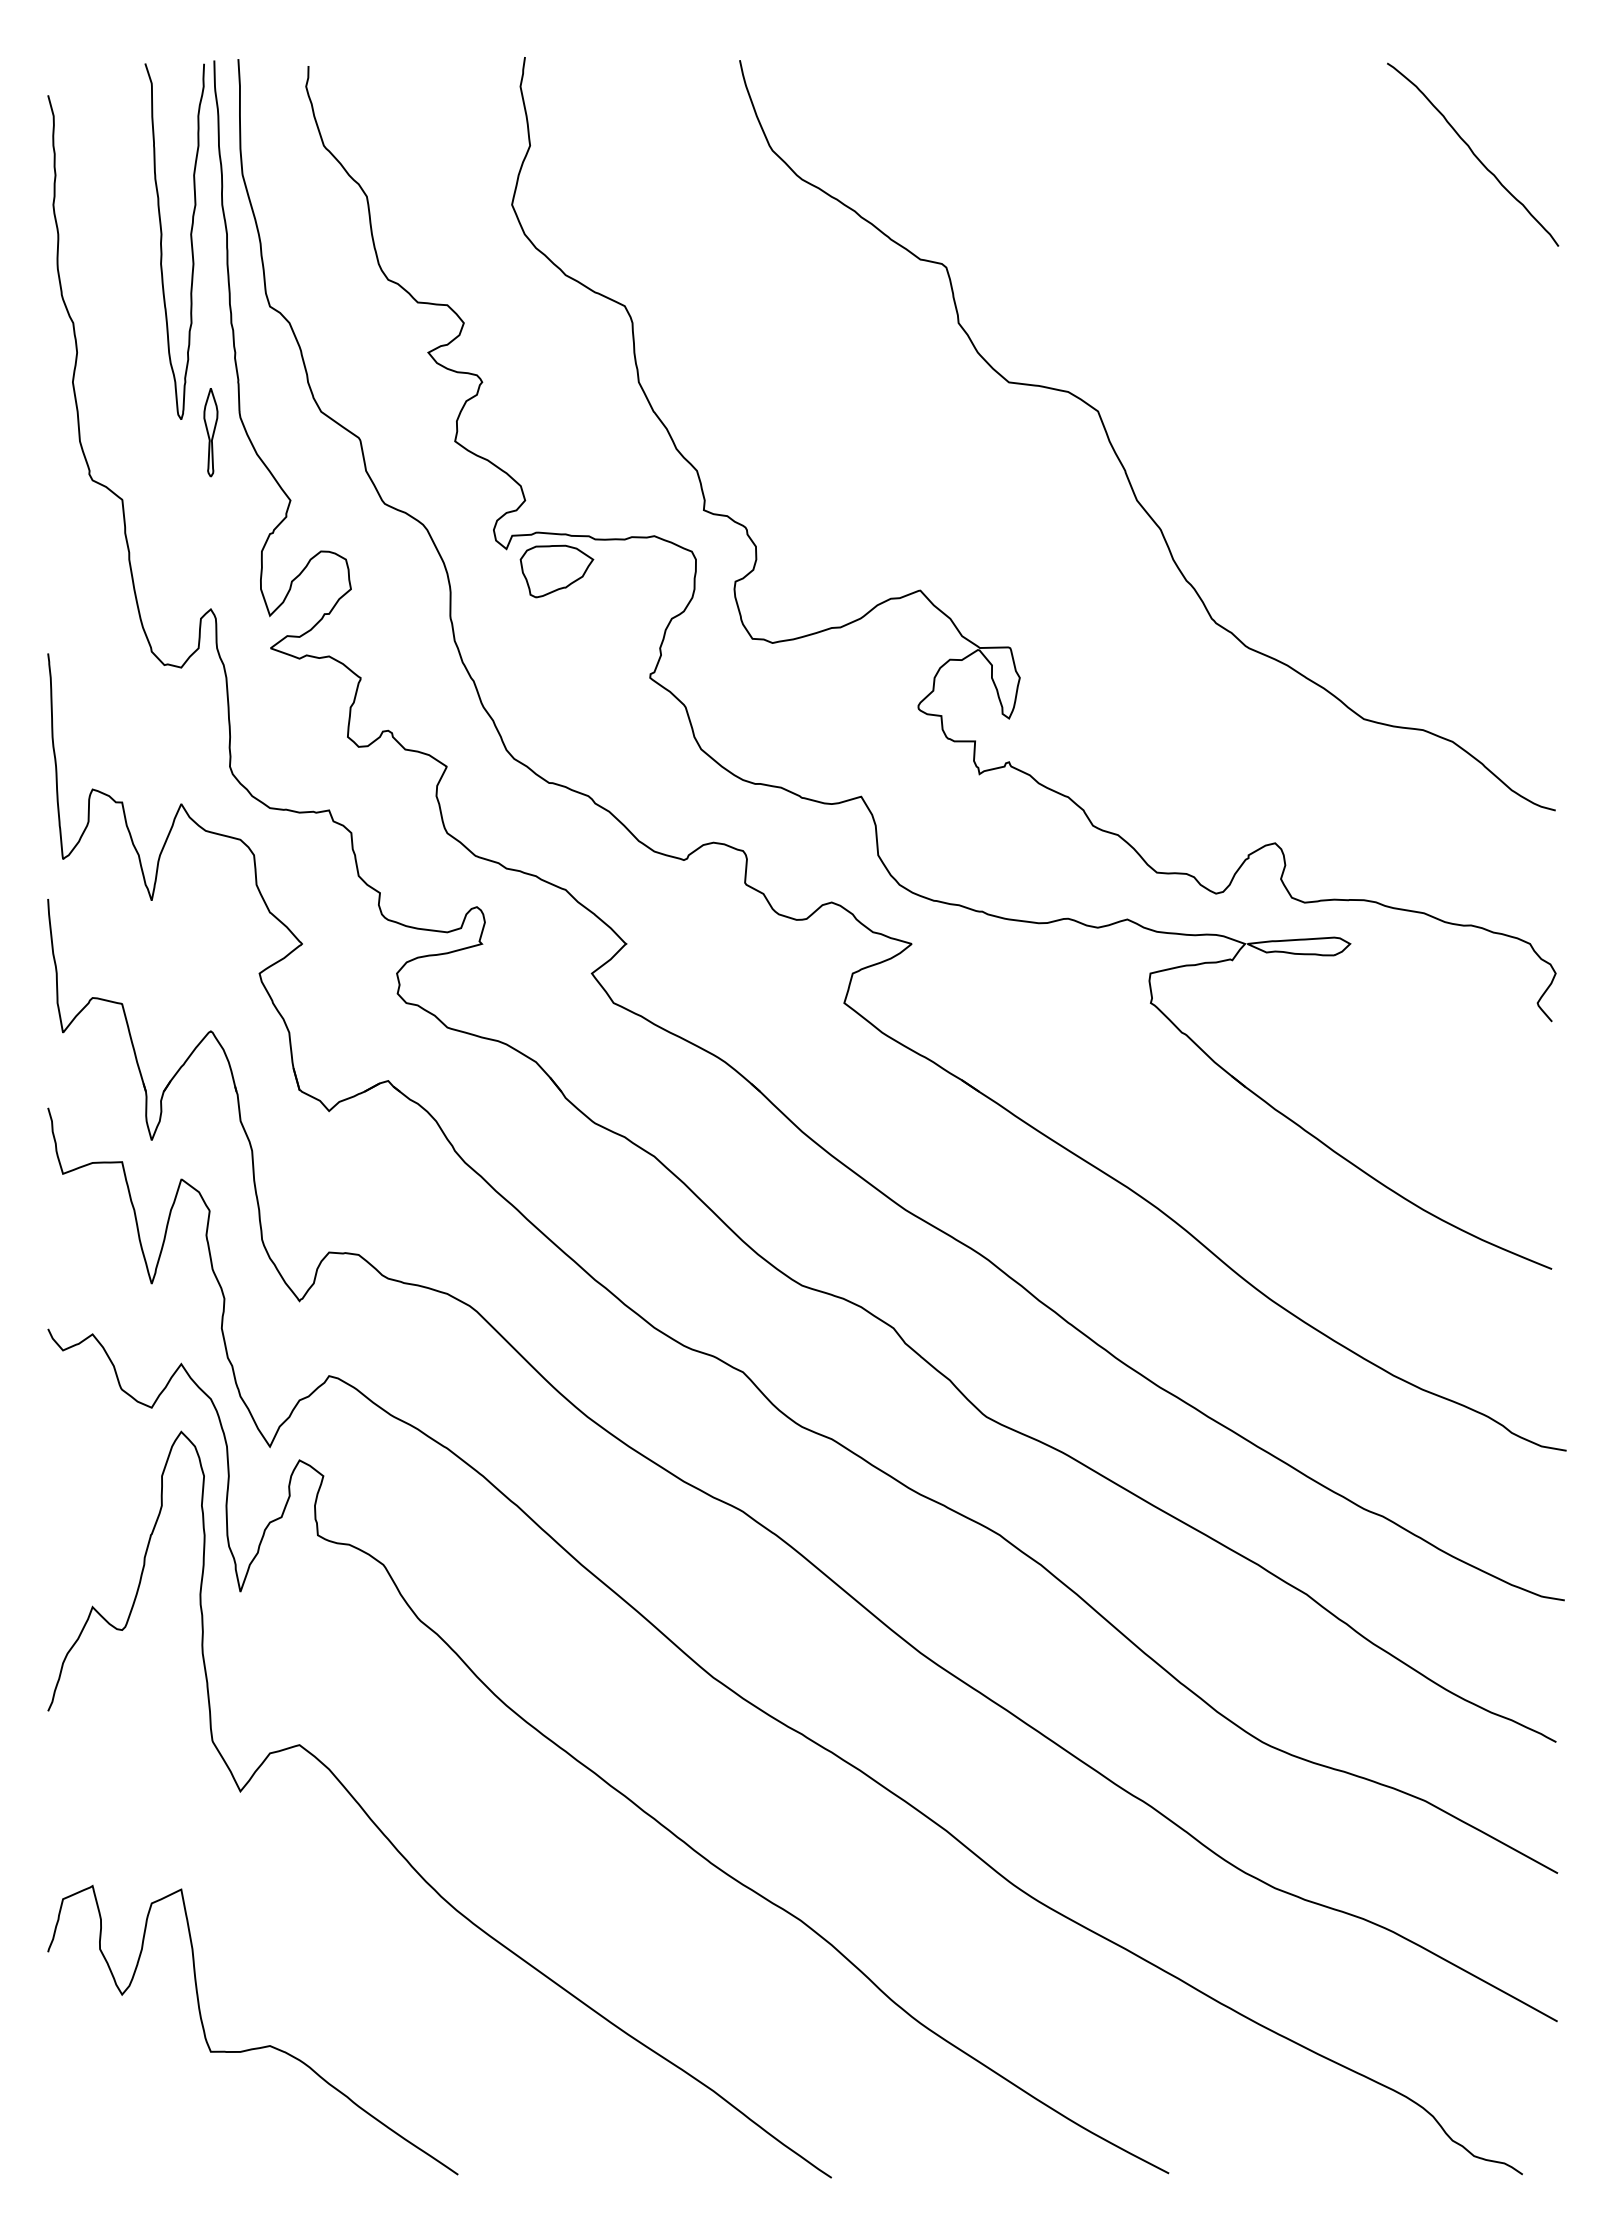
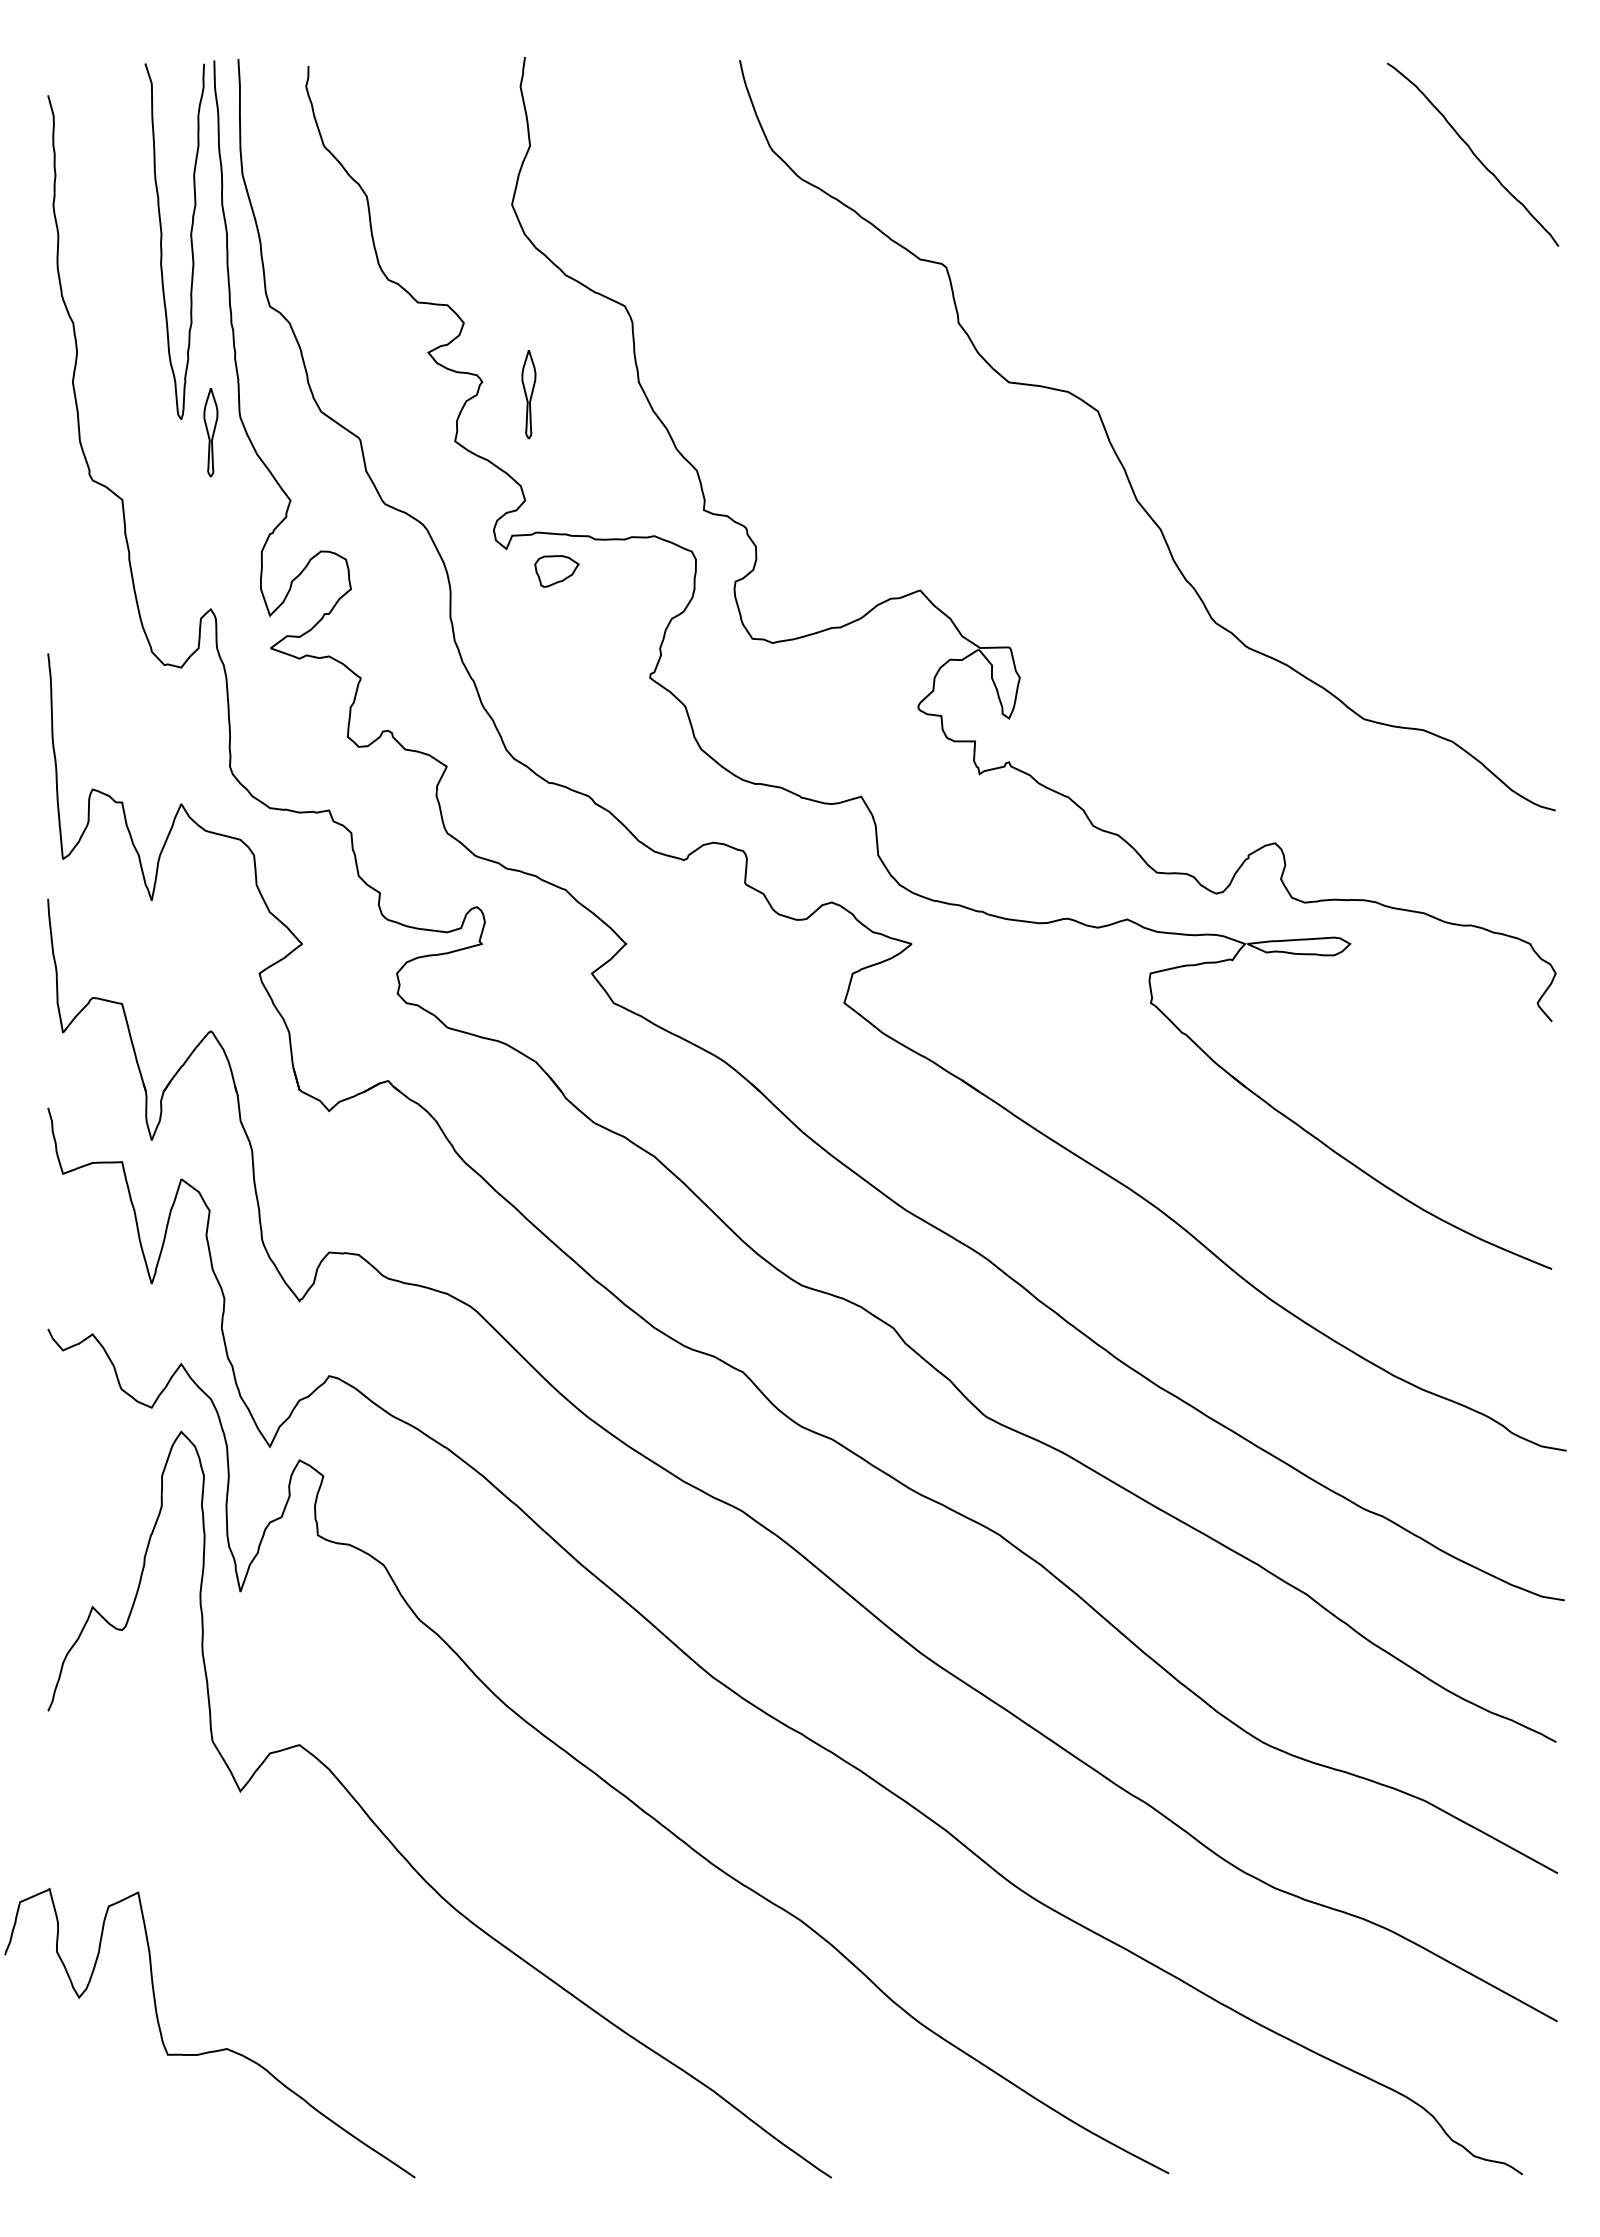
part: none -> present (528, 394)
part size: 76x55 px -> 46x33 px (556, 571)
curve position: (255, 2047) -> (212, 2050) (212, 2050)
